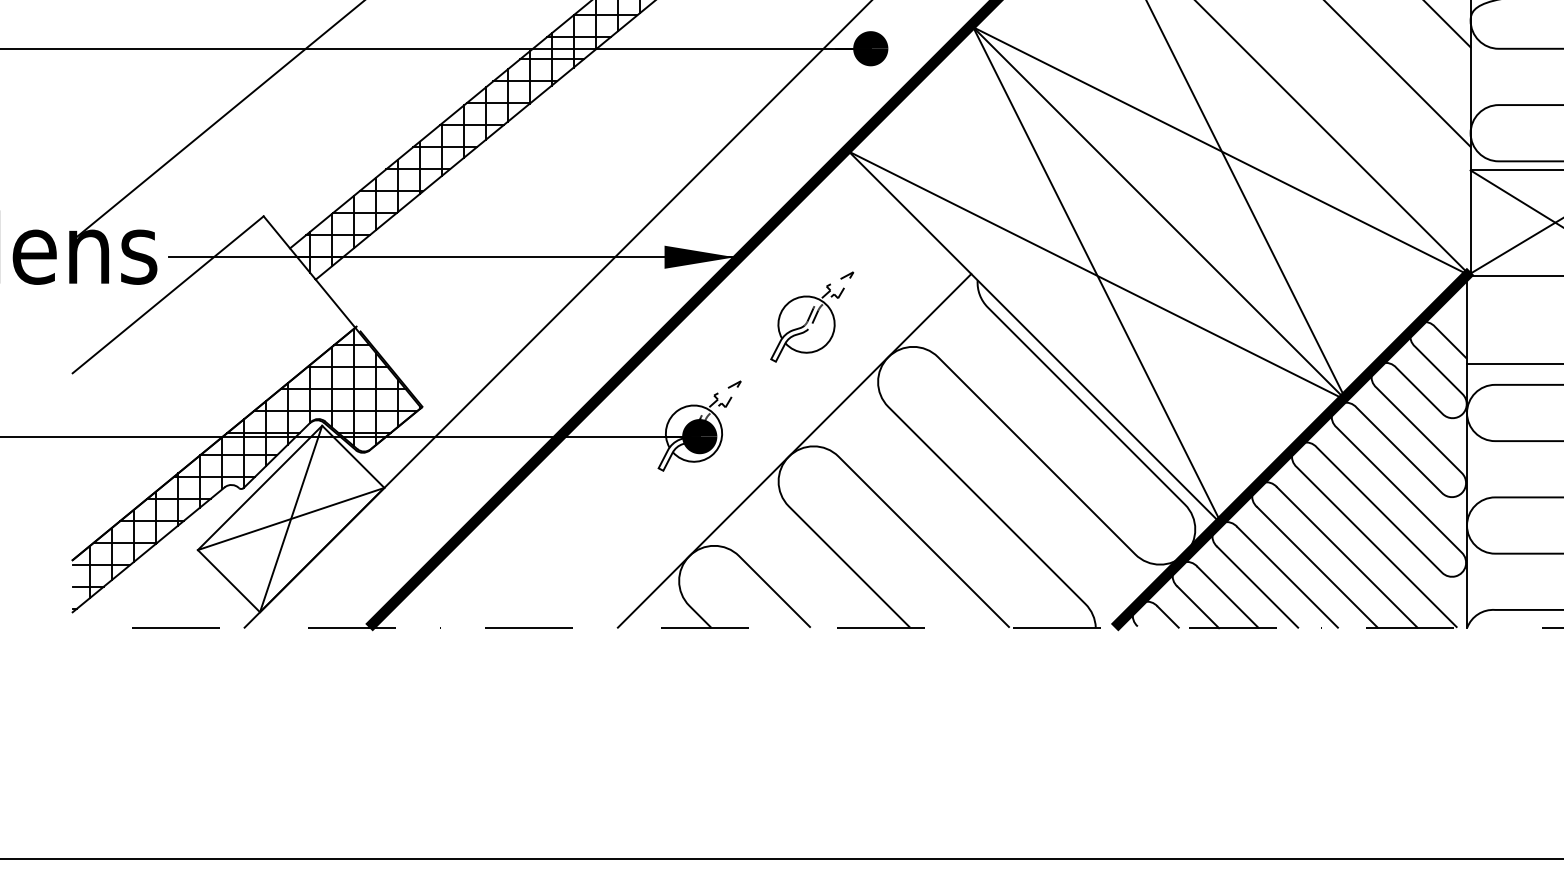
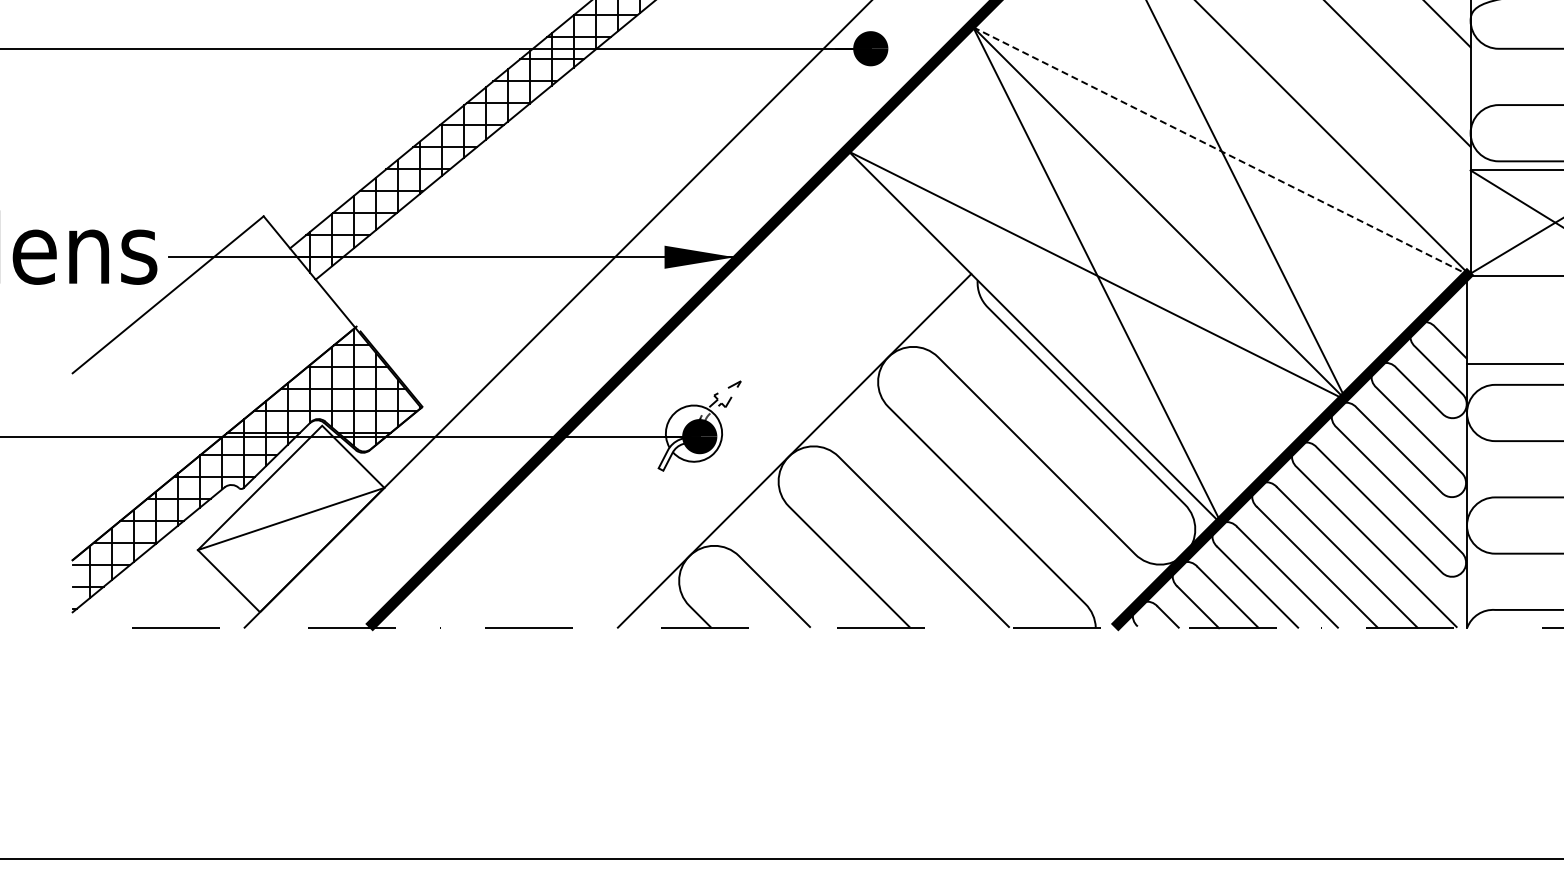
line: present -> none (217, 121)
line: solid -> dashed (1222, 151)
part: present -> none (812, 316)
line: present -> none (291, 518)
